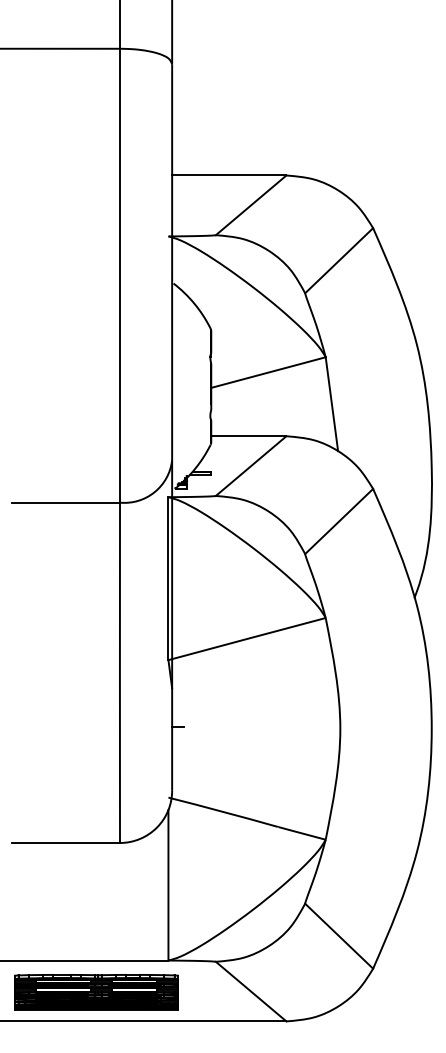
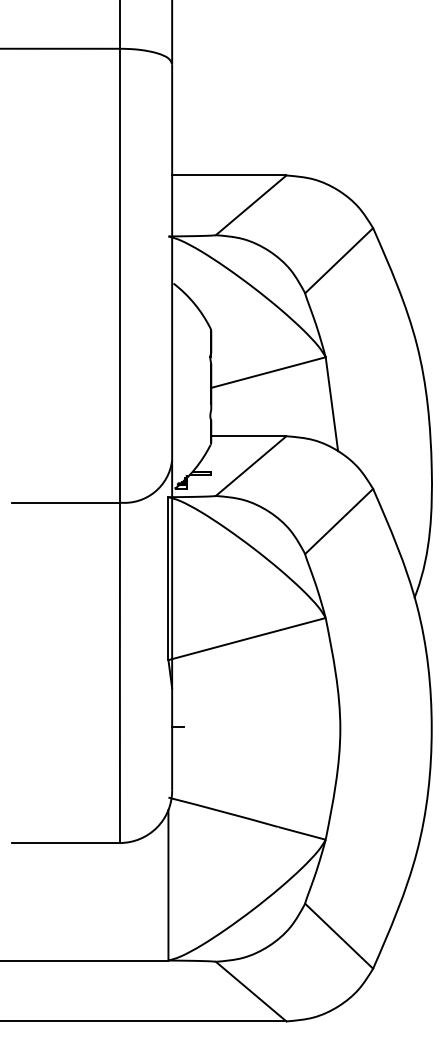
part: present -> none (96, 992)
